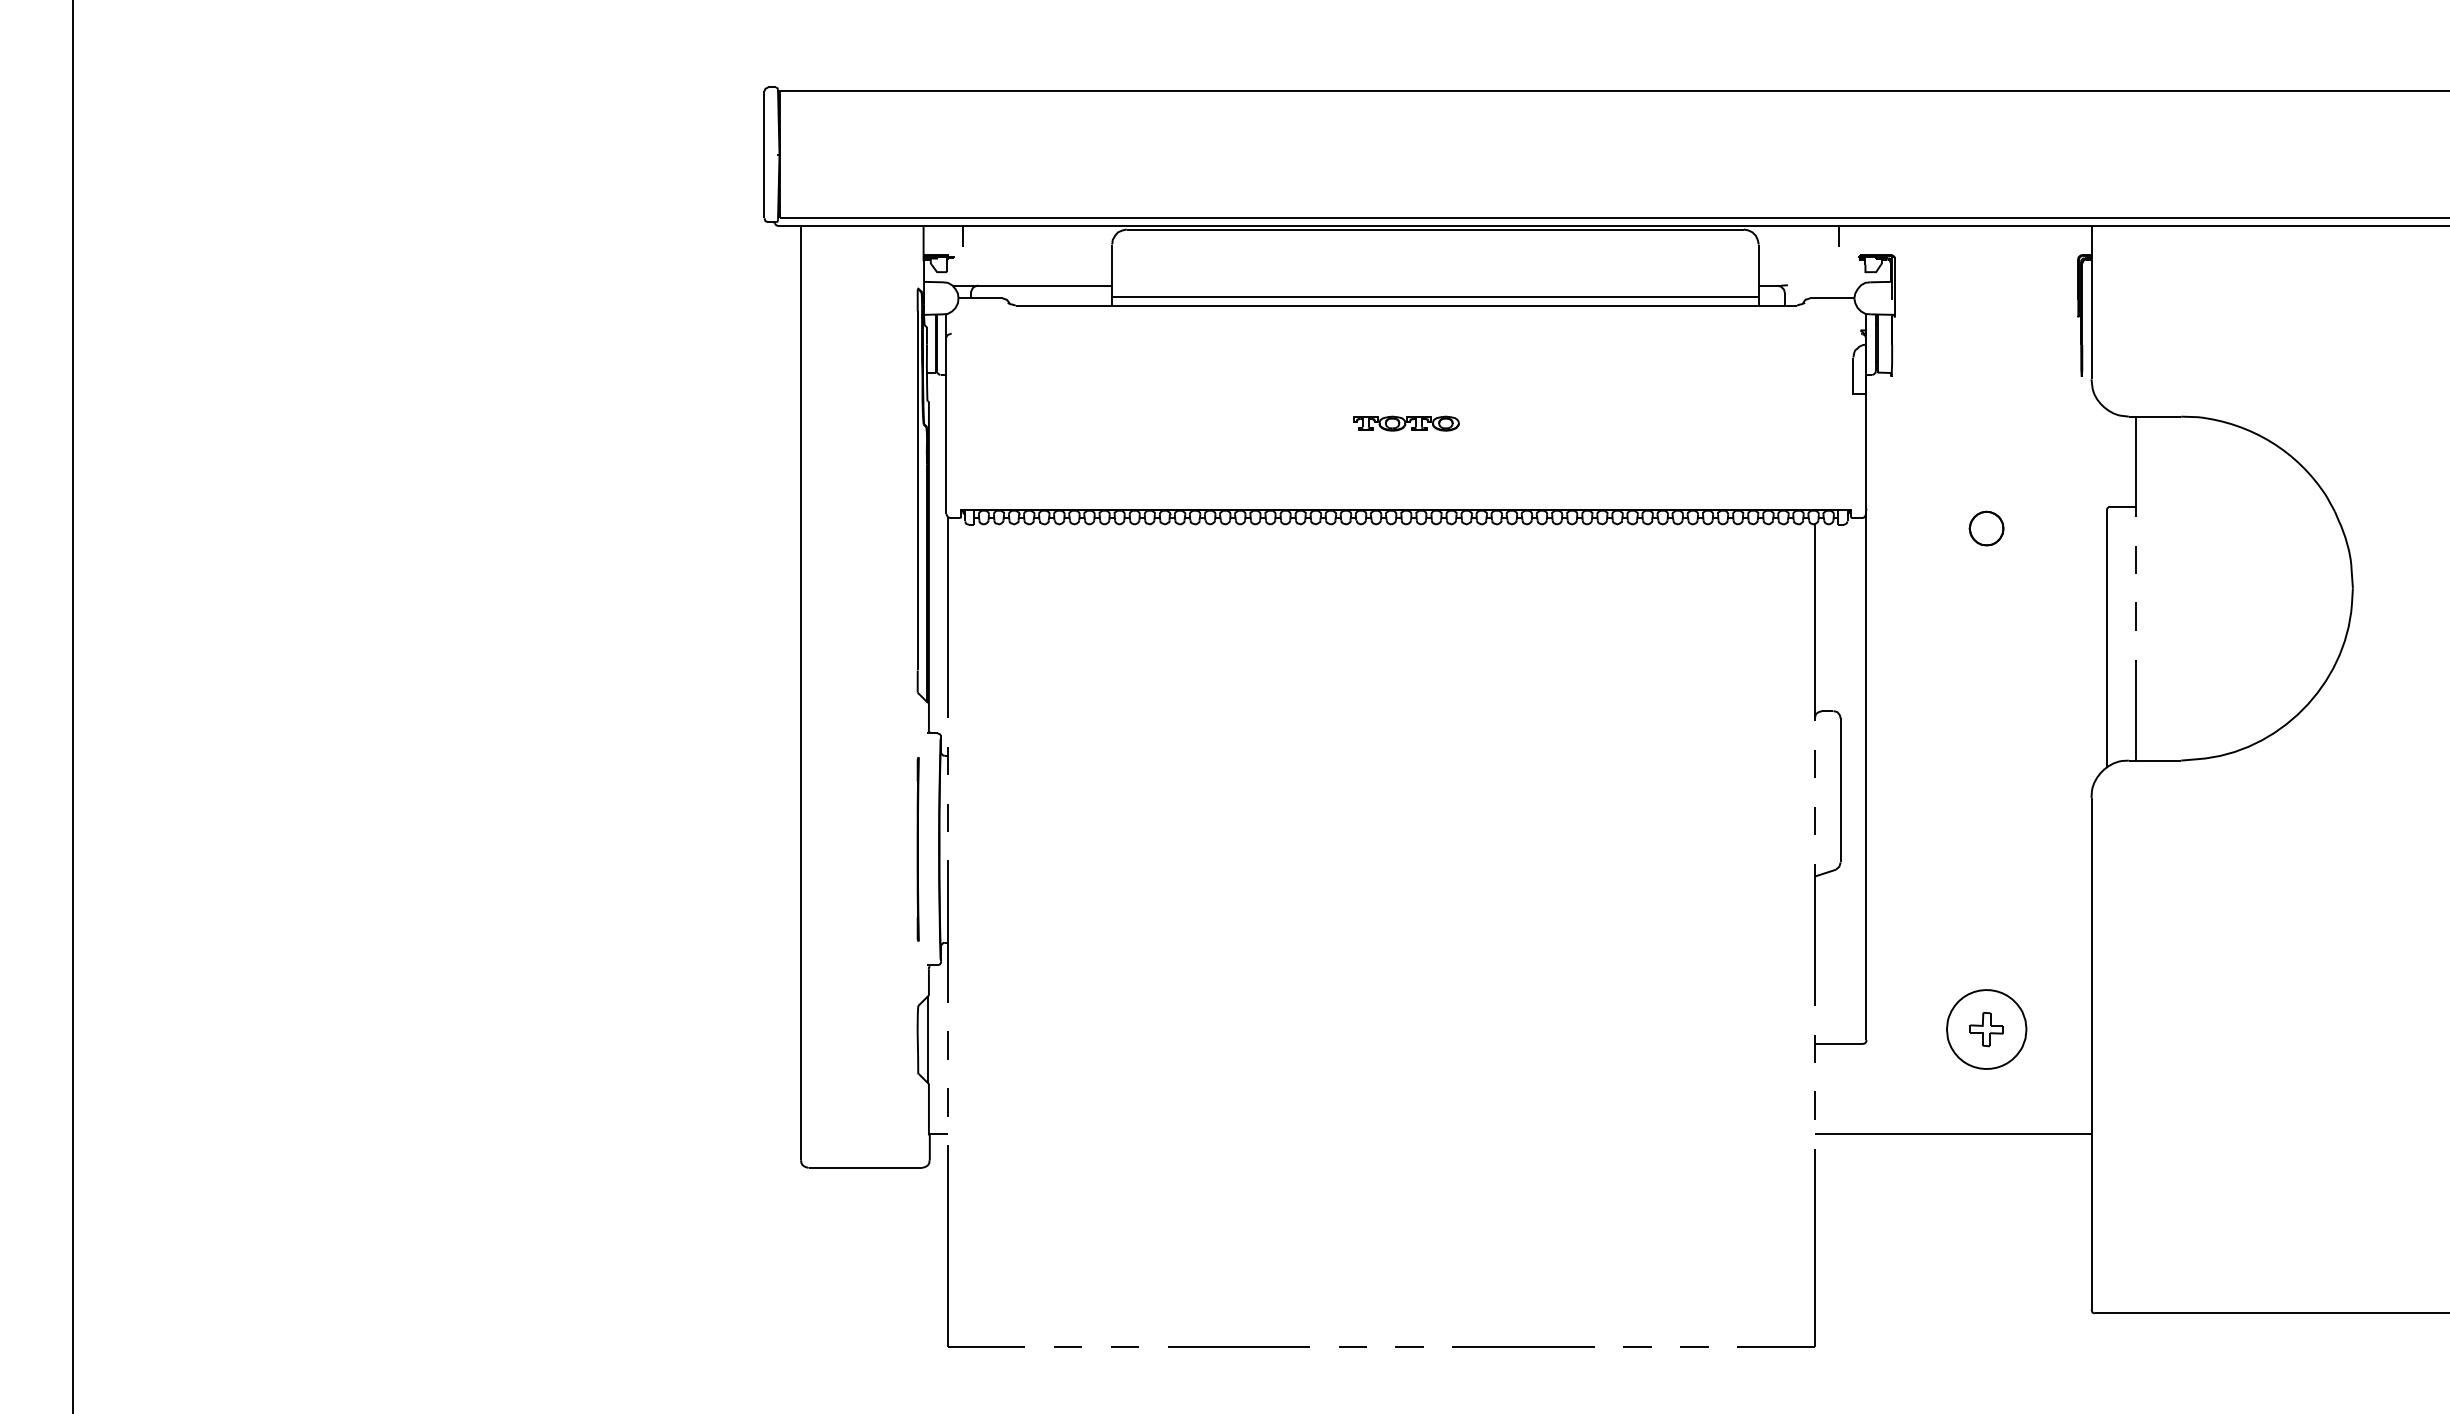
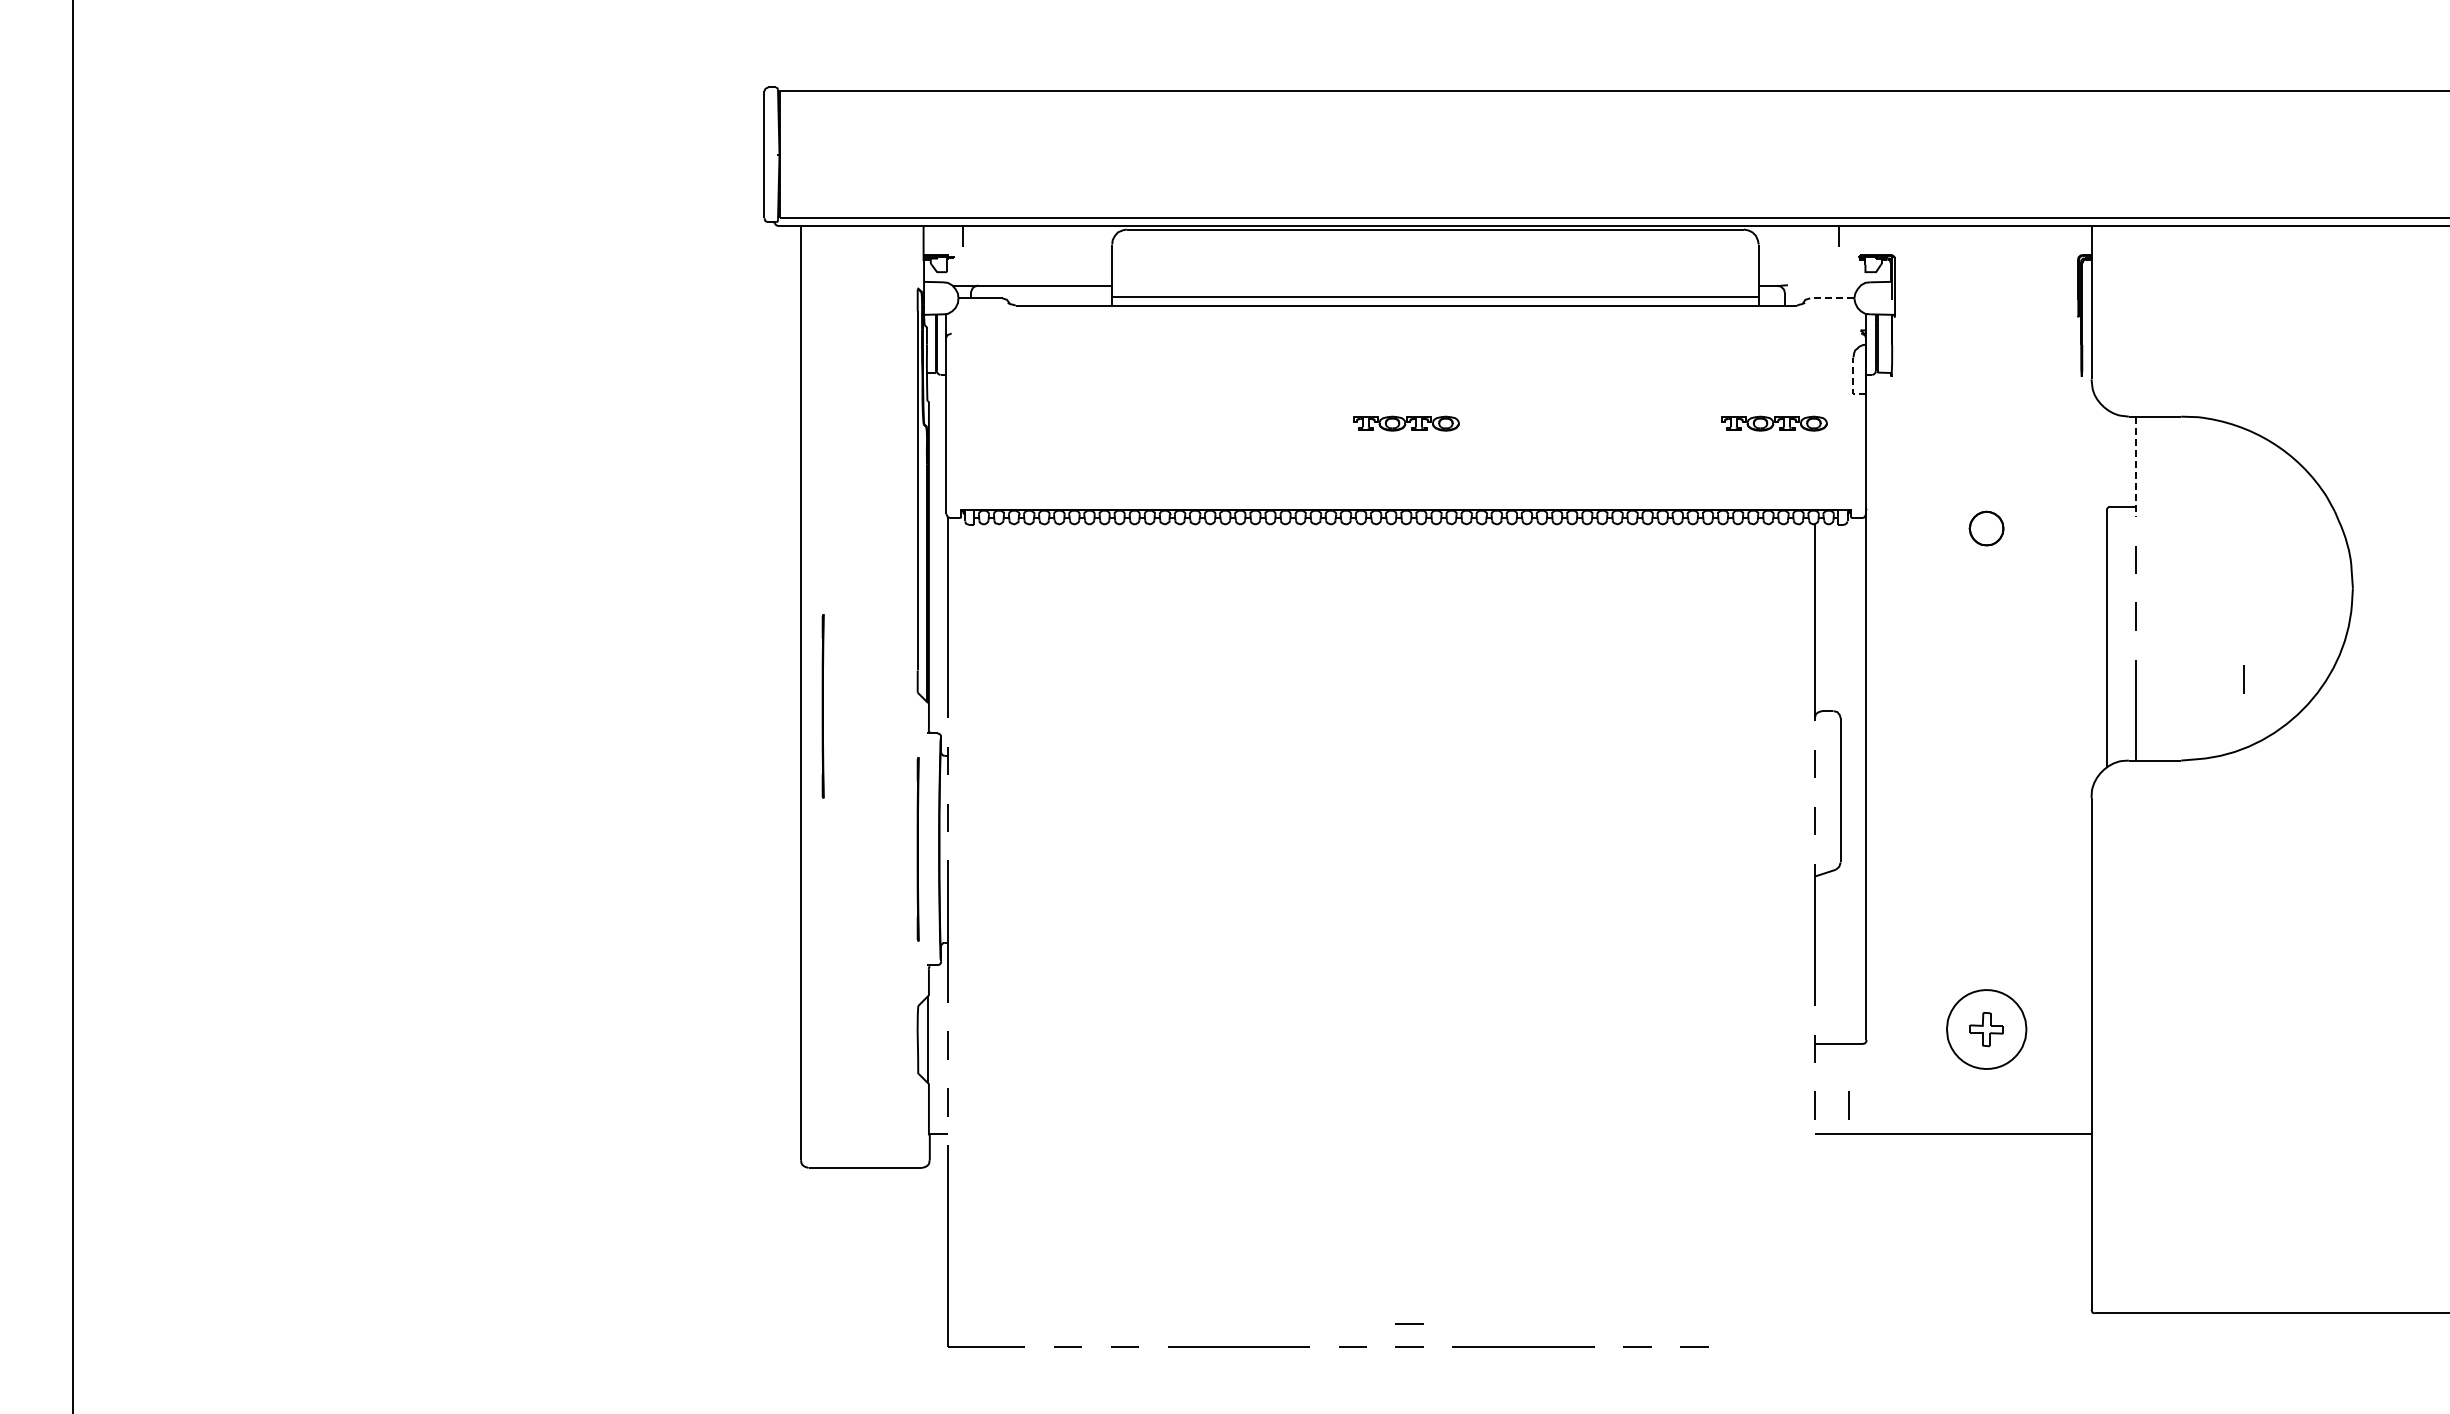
line: solid -> dashed (1831, 298)
line: solid -> dashed (1853, 382)
part: none -> present (1774, 423)
line: solid -> dashed (2136, 467)
line: none -> present (2243, 679)
line: none -> present (822, 706)
line: none -> present (1848, 1105)
part: present -> none (1814, 1248)
line: none -> present (1409, 1323)
